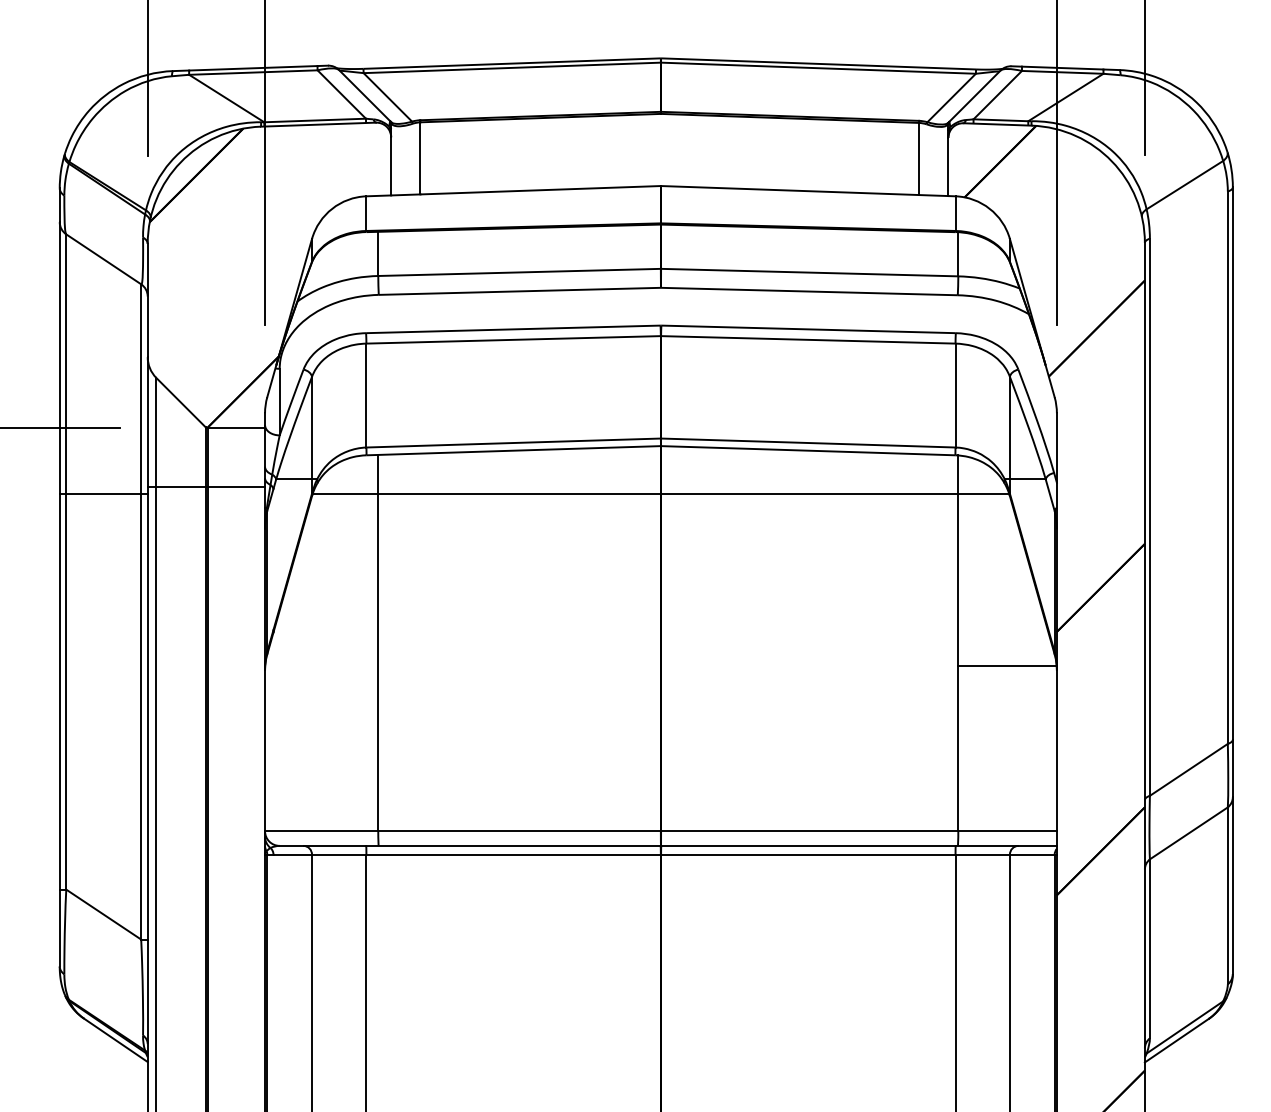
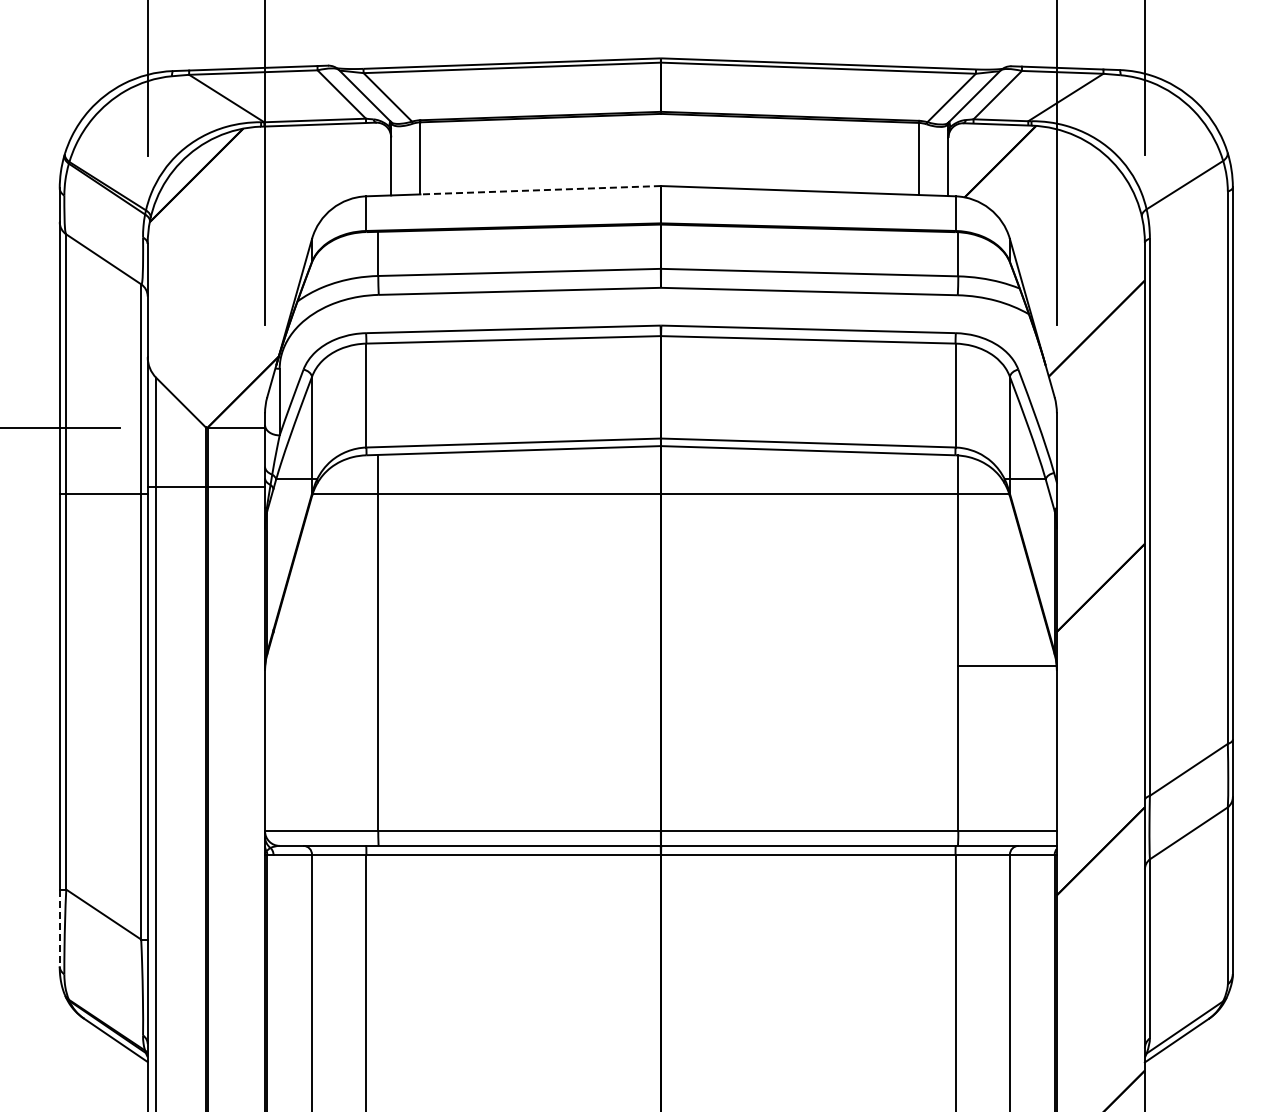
line: solid -> dashed (540, 190)
line: solid -> dashed (59, 928)
